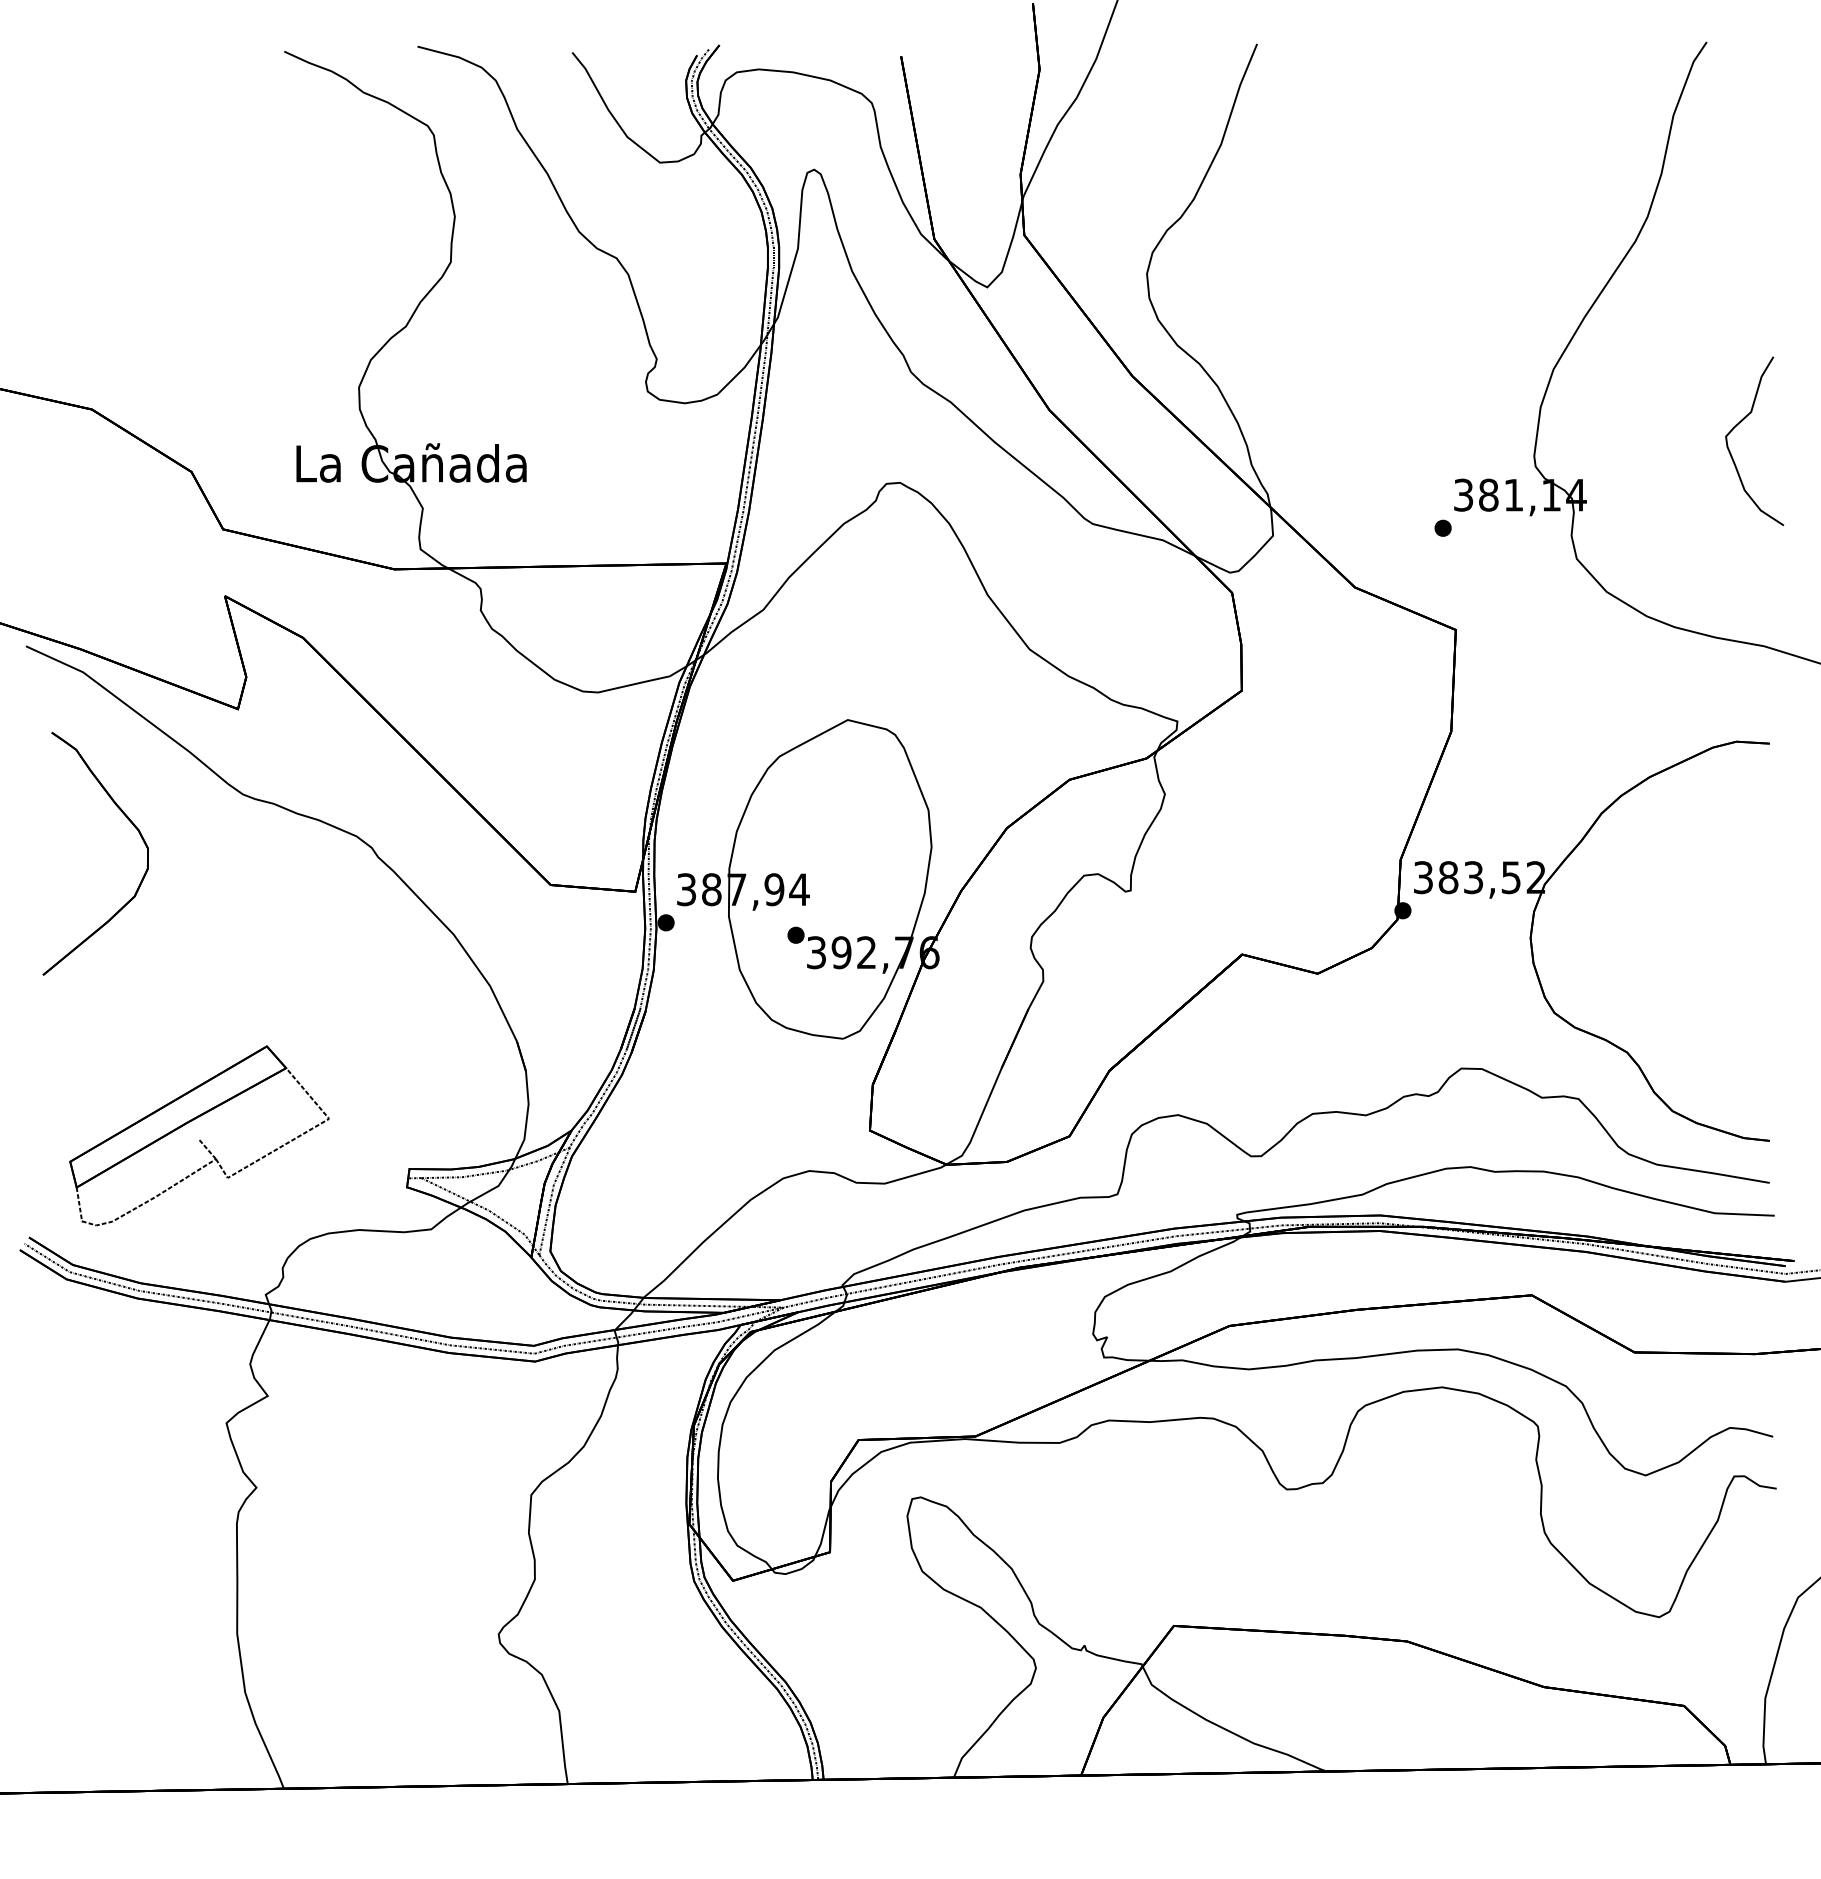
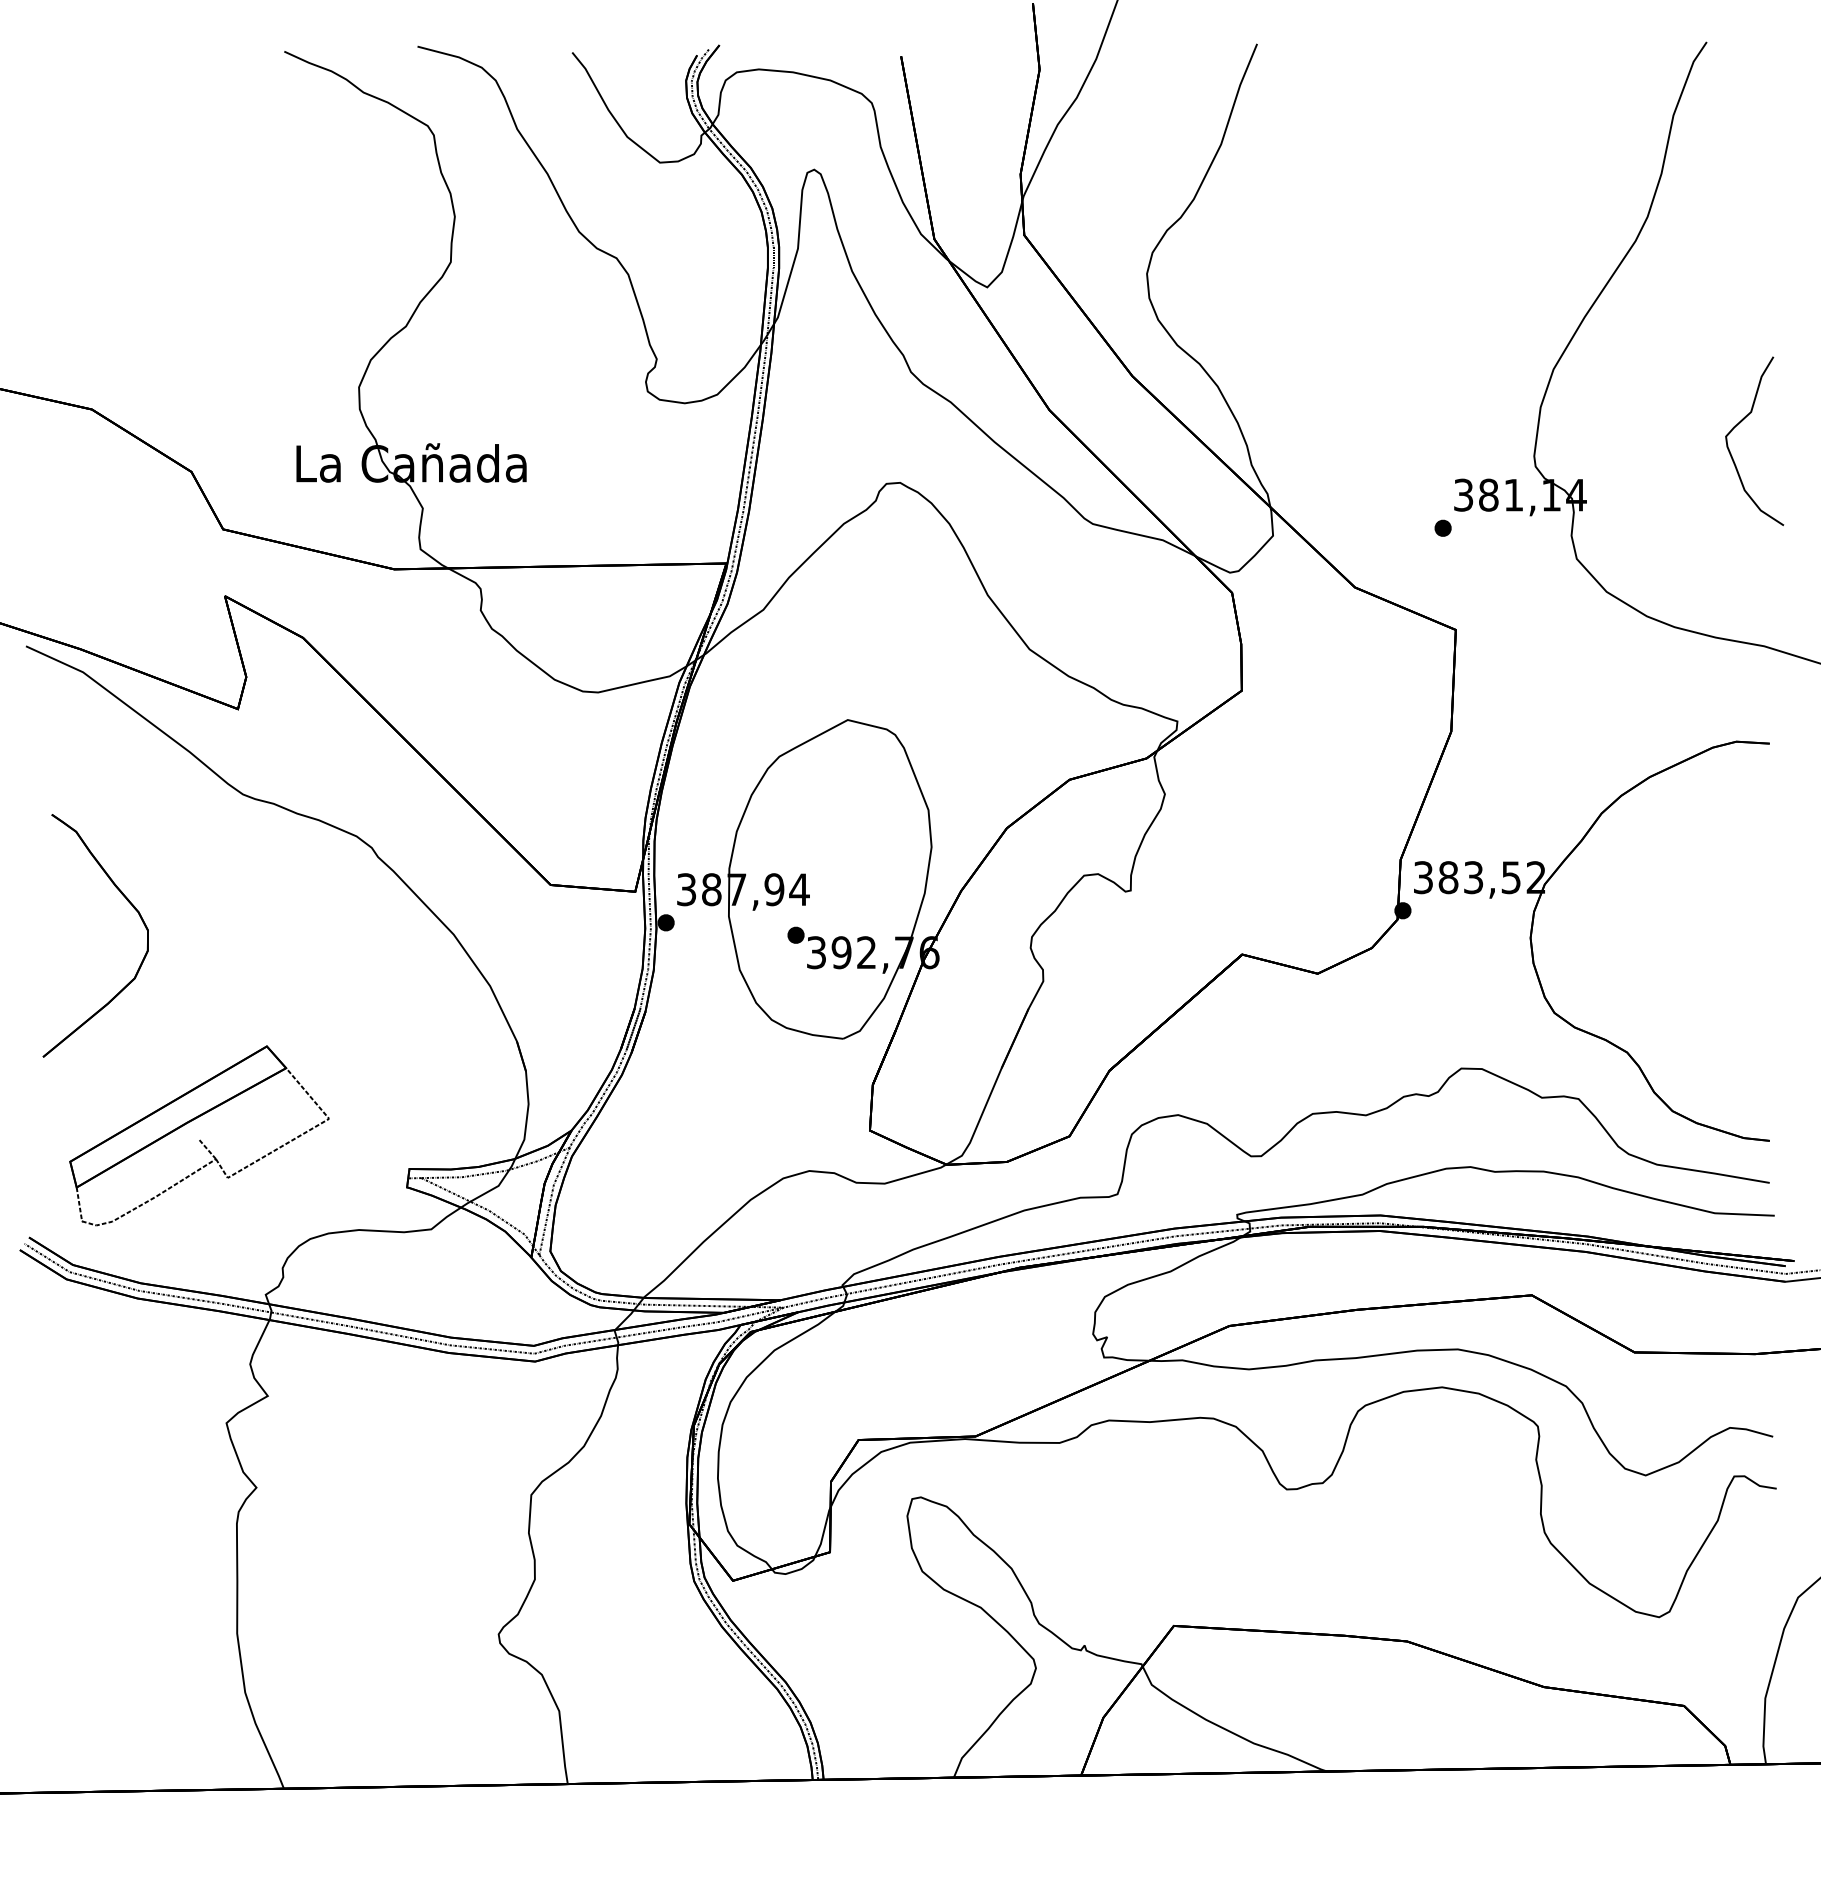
part position: (133, 826) -> (133, 908) (133, 908)
